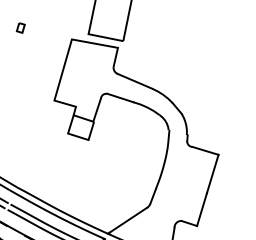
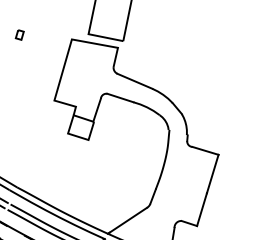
part position: (20, 27) -> (19, 34) (19, 34)
